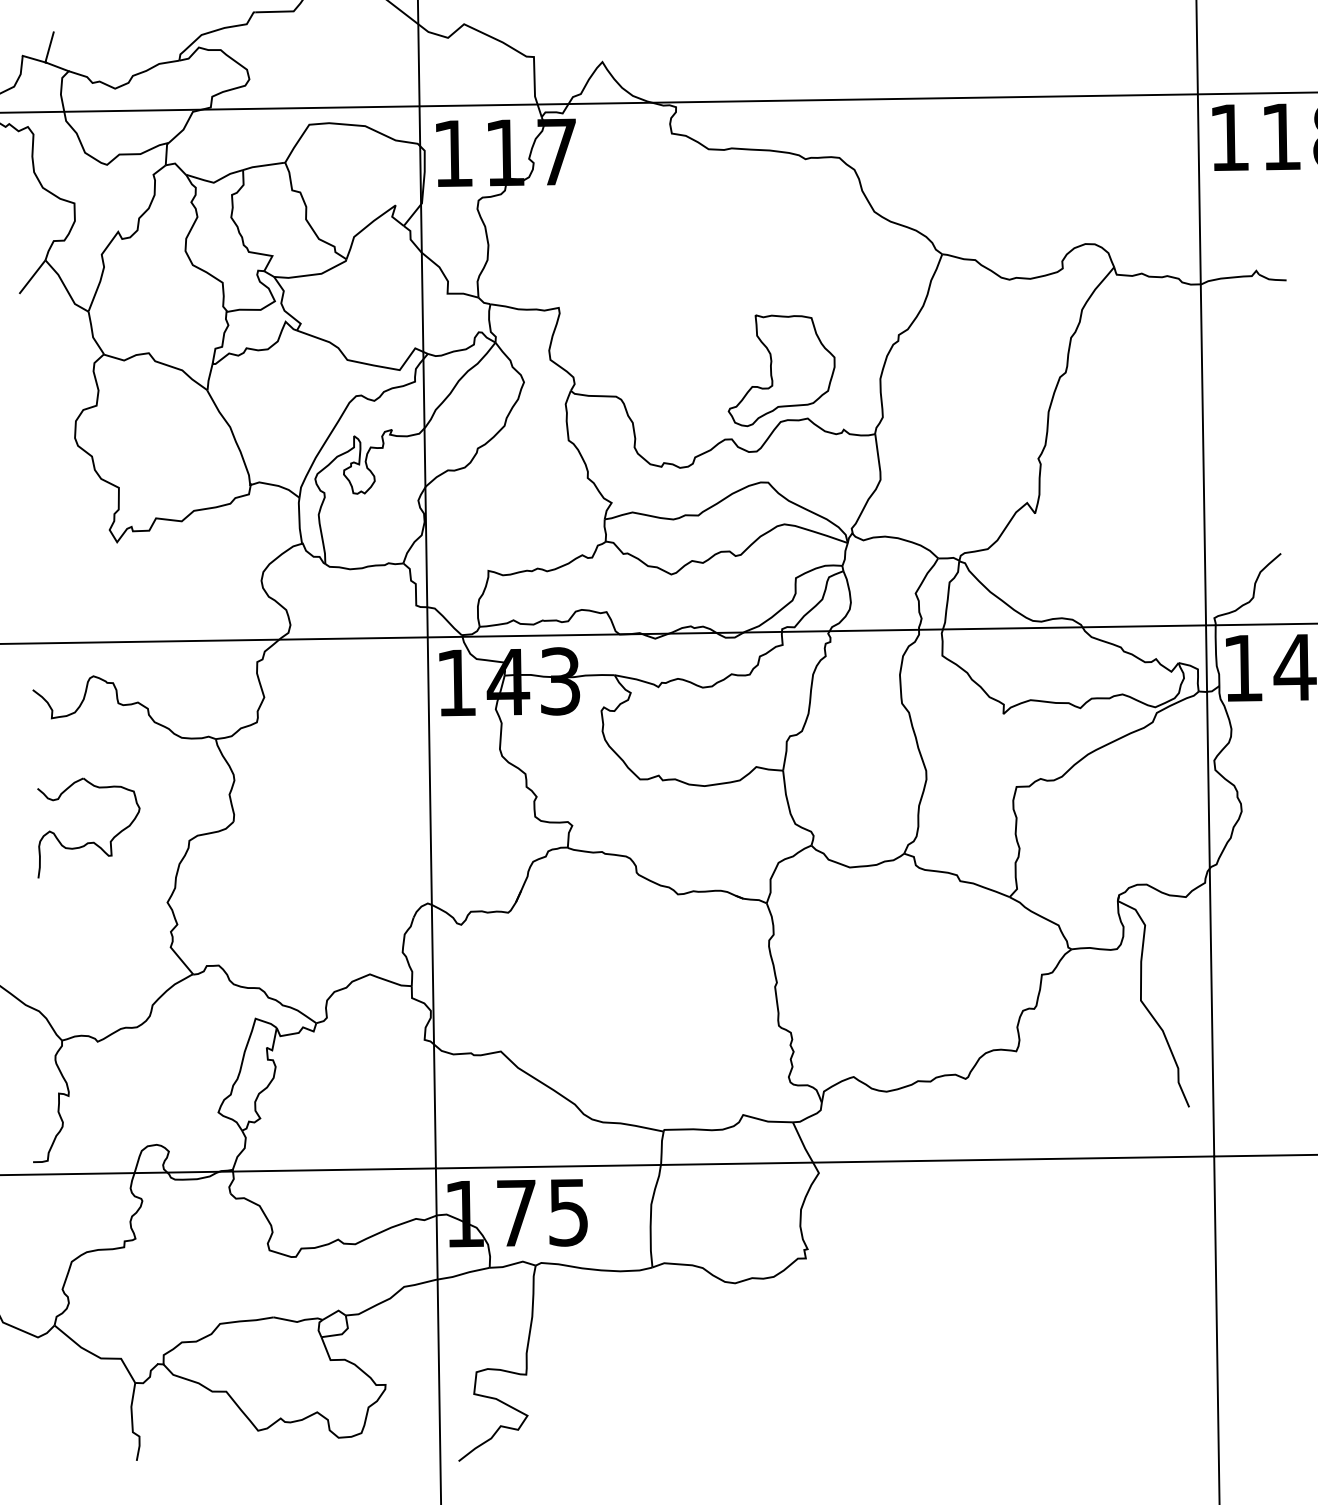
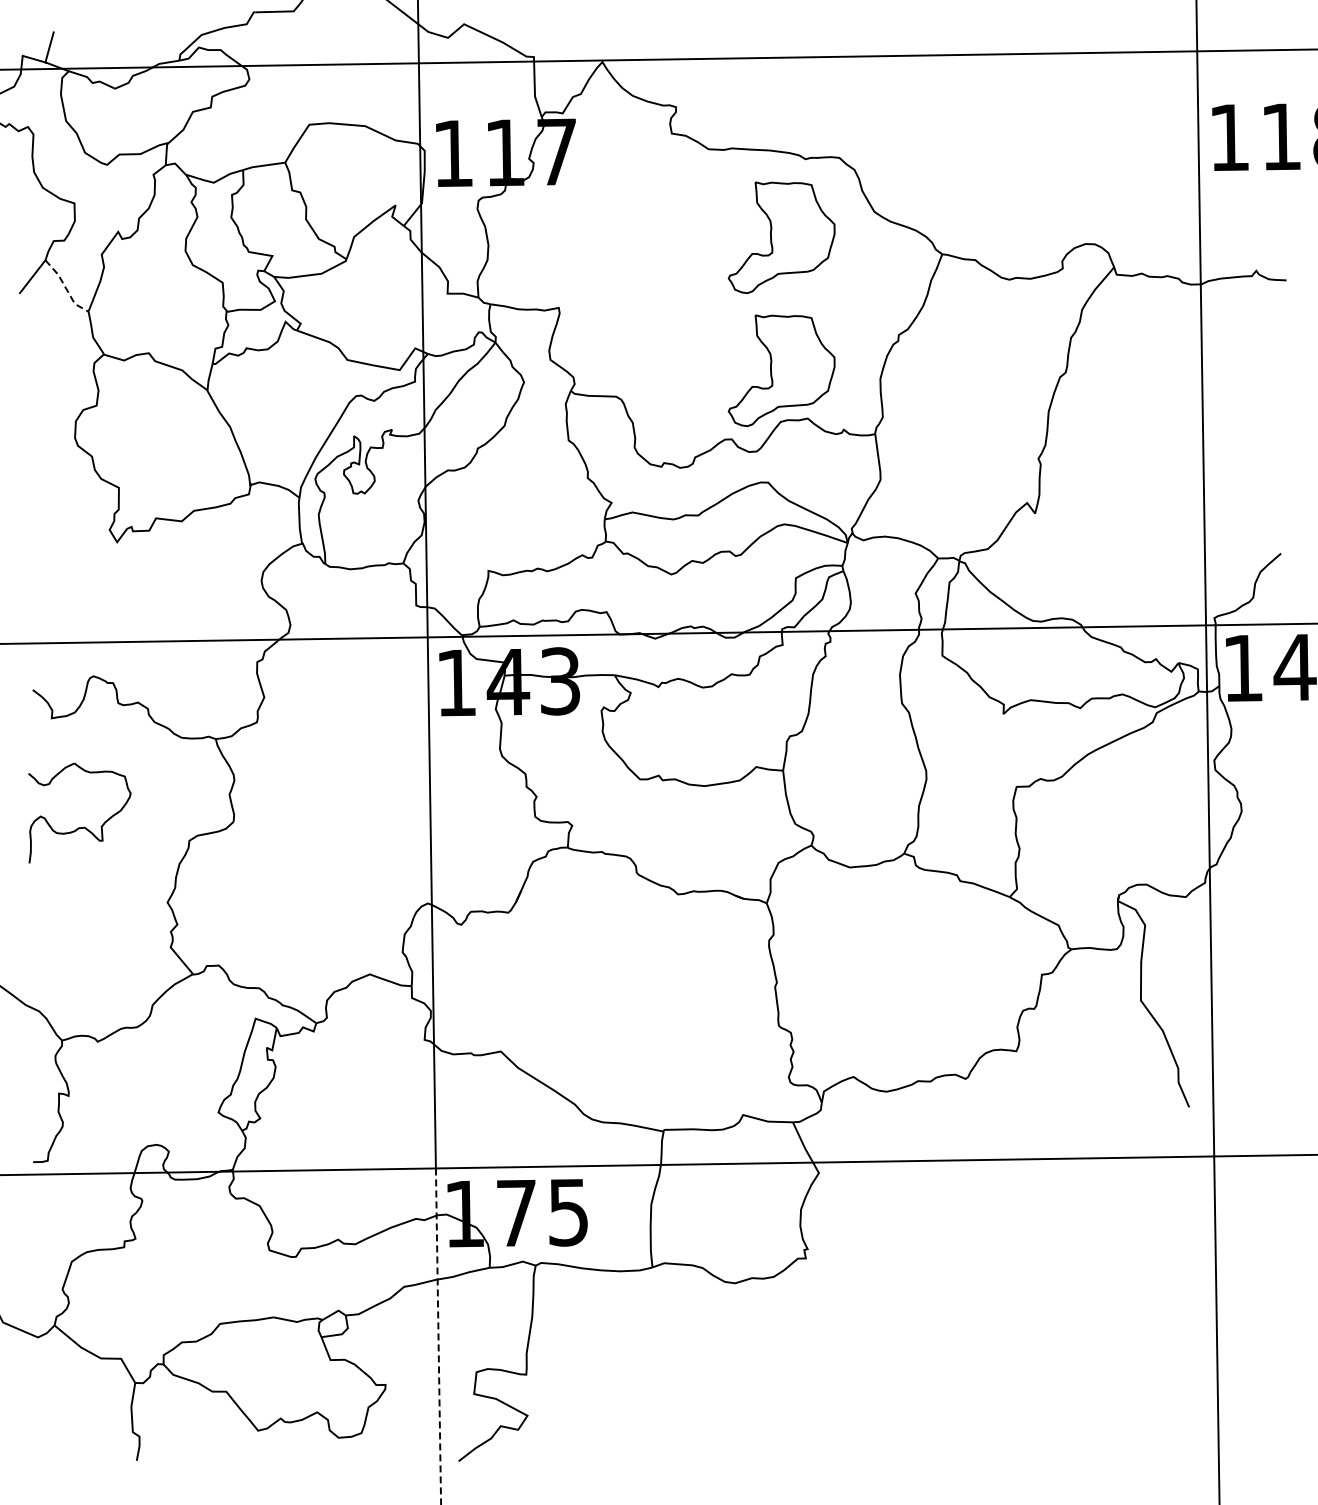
line position: (658, 102) -> (658, 59) (658, 59)
part: none -> present (781, 237)
line: solid -> dashed (65, 287)
part position: (93, 841) -> (84, 826) (84, 826)
line: solid -> dashed (438, 1336)
